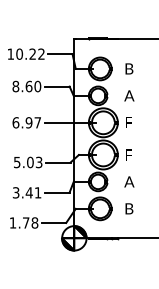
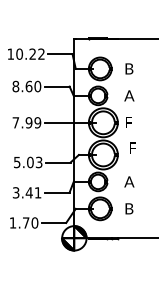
text: 6.97 -> 7.99 (26, 122)
text position: (128, 154) -> (132, 147) (132, 147)
text: 1.78 -> 1.70 (34, 222)
